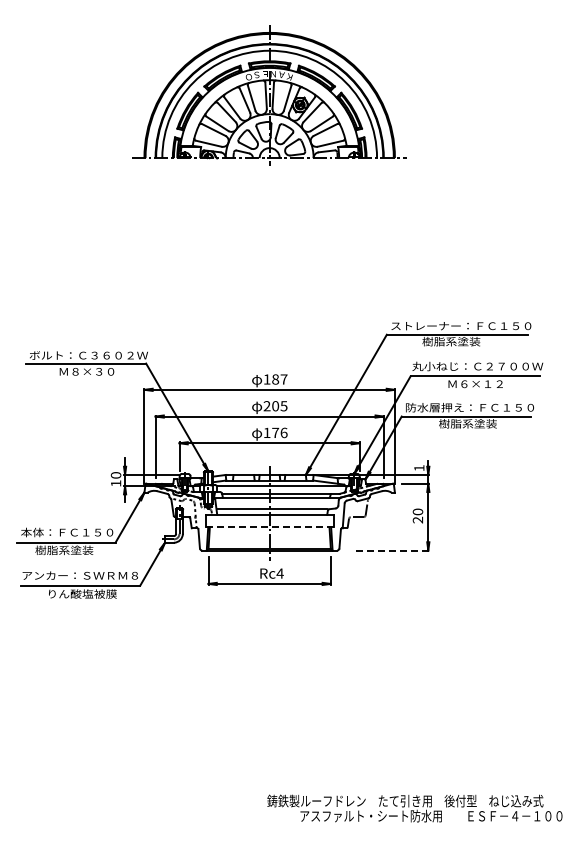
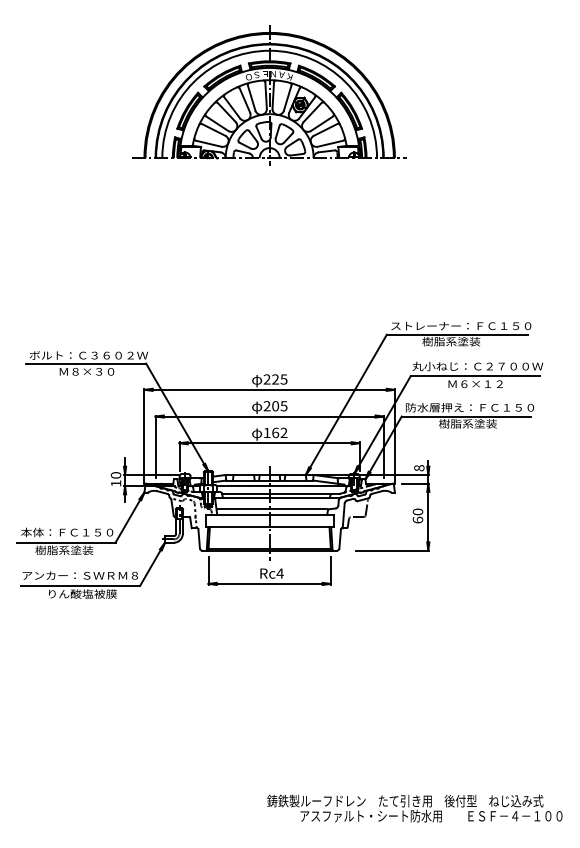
text: 187 -> 225 (275, 379)
text: 176 -> 162 (279, 432)
text: 1 -> 8 (419, 468)
text: 20 -> 60 (417, 519)
line: dashed -> solid (269, 527)
line: dashed -> solid (392, 550)
